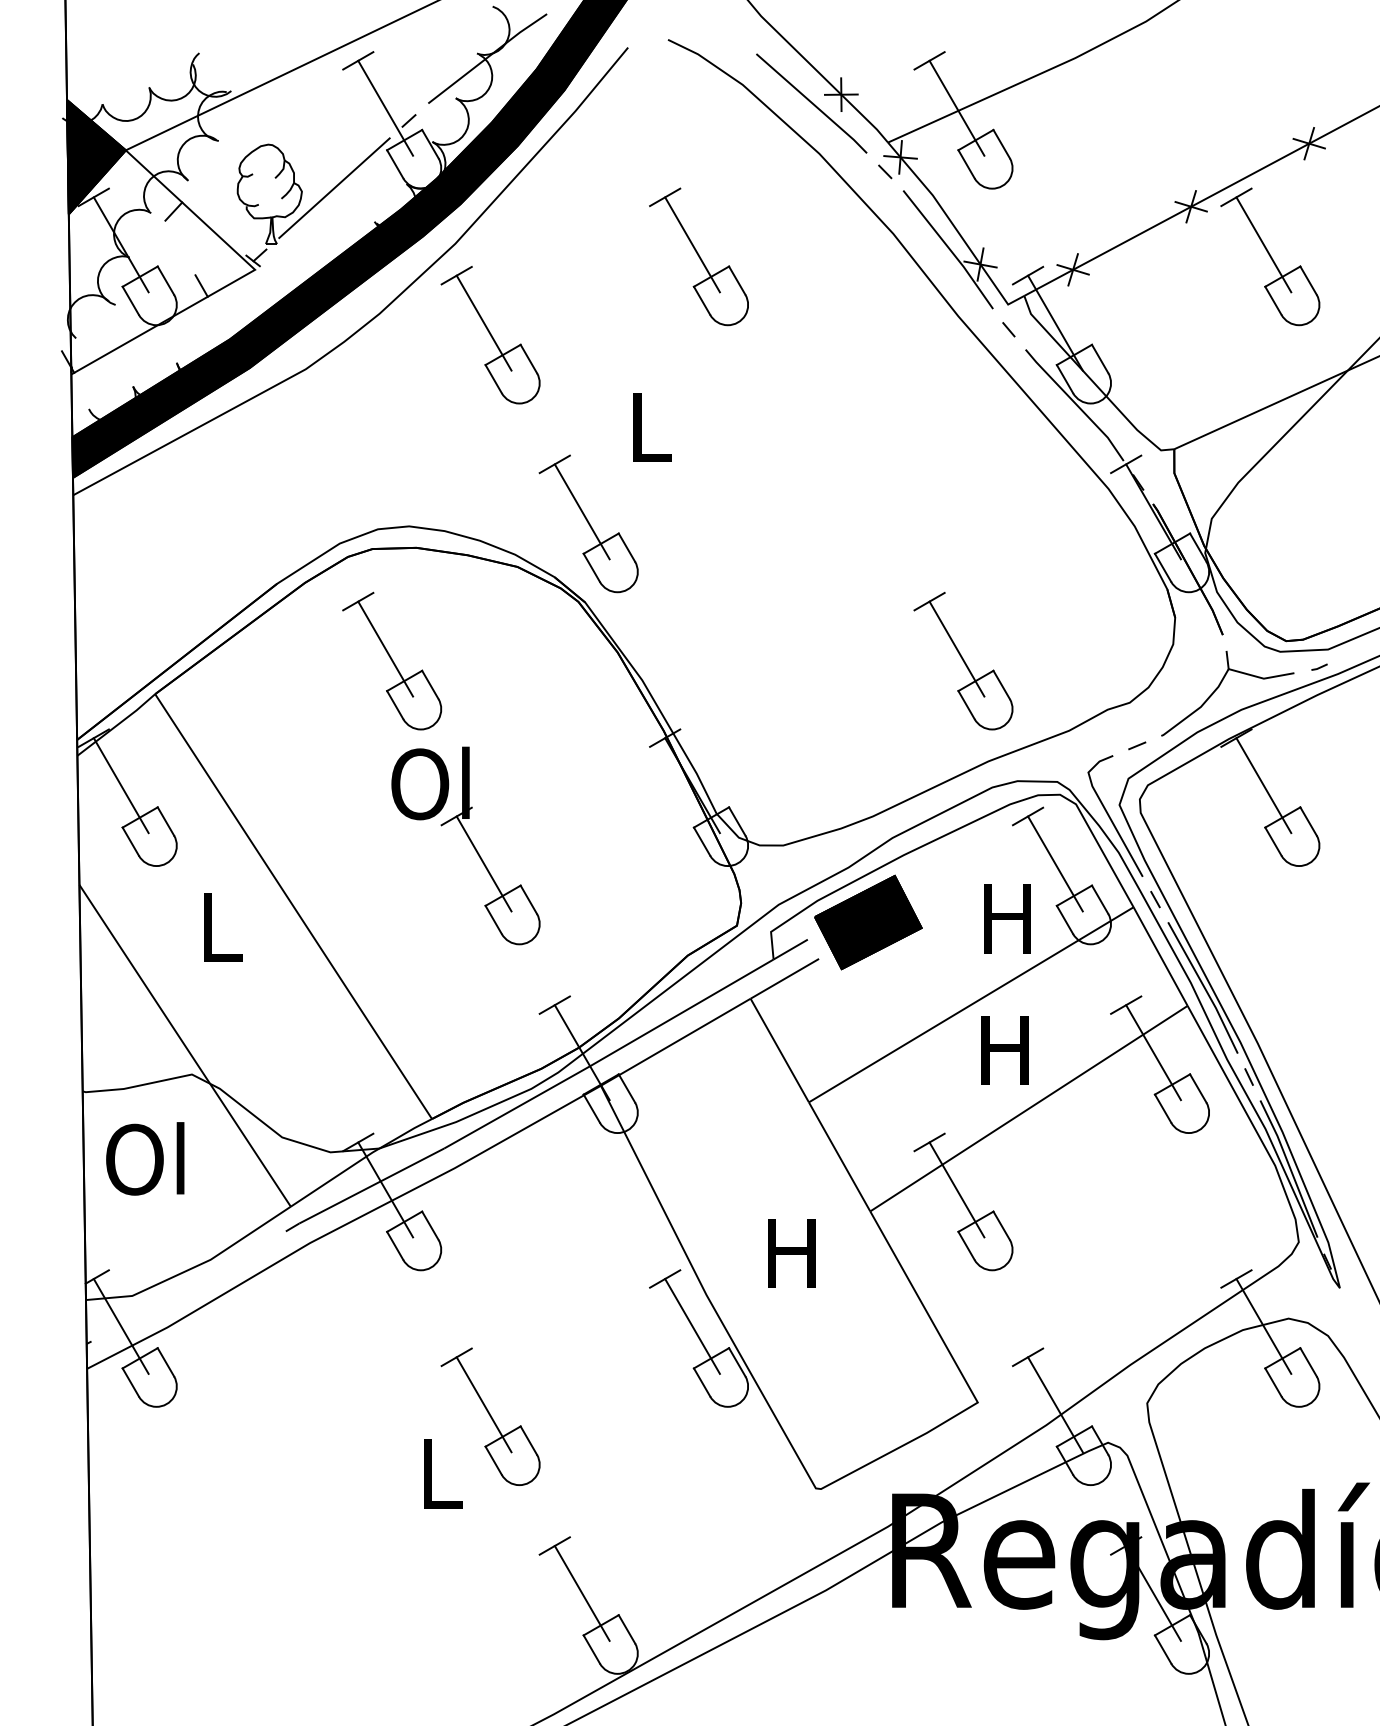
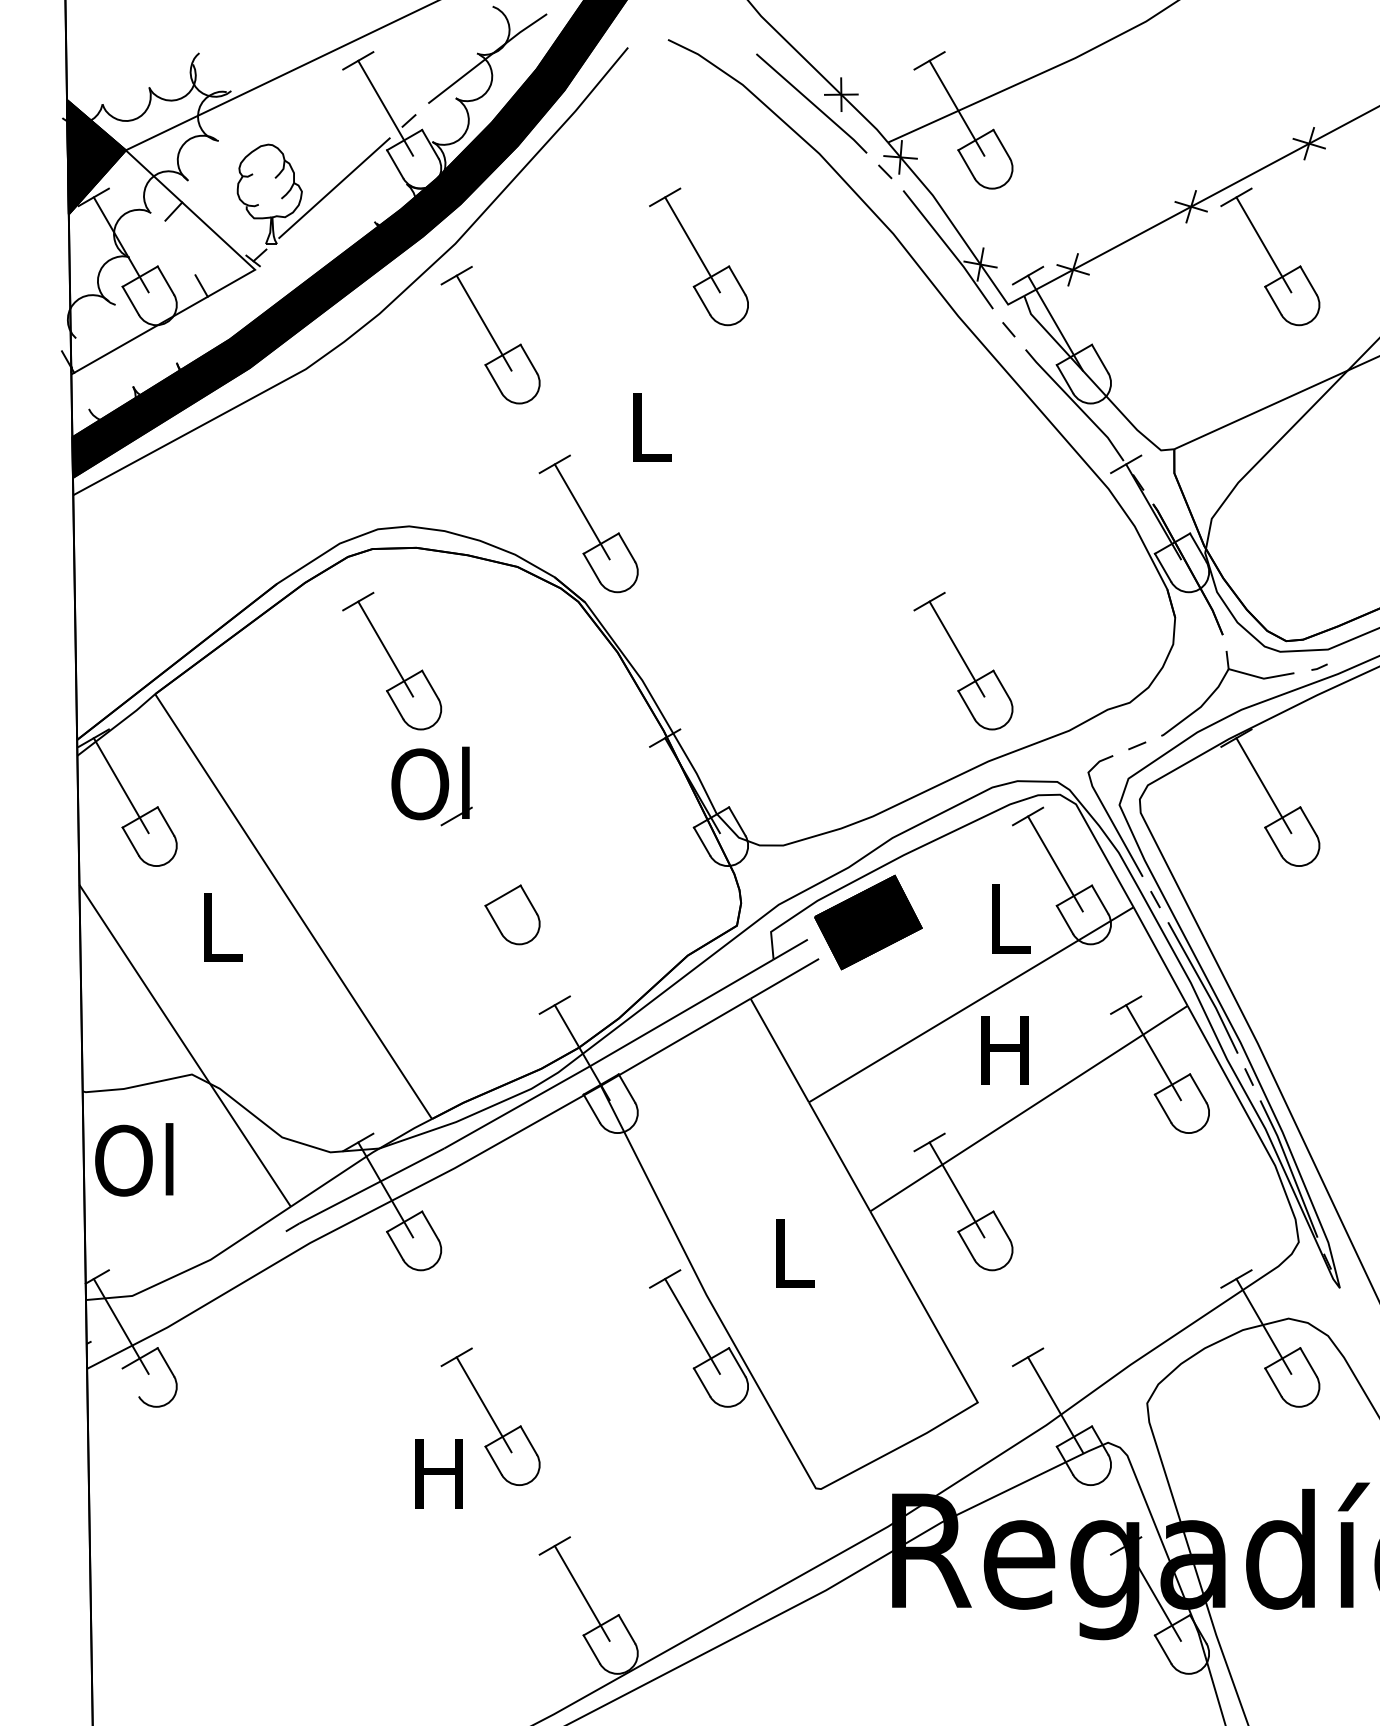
line: present -> none (483, 863)
text: H -> L (1007, 918)
text position: (145, 1158) -> (134, 1159) (134, 1159)
text: H -> L (791, 1253)
line: present -> none (130, 1382)
text: L -> H (438, 1473)
